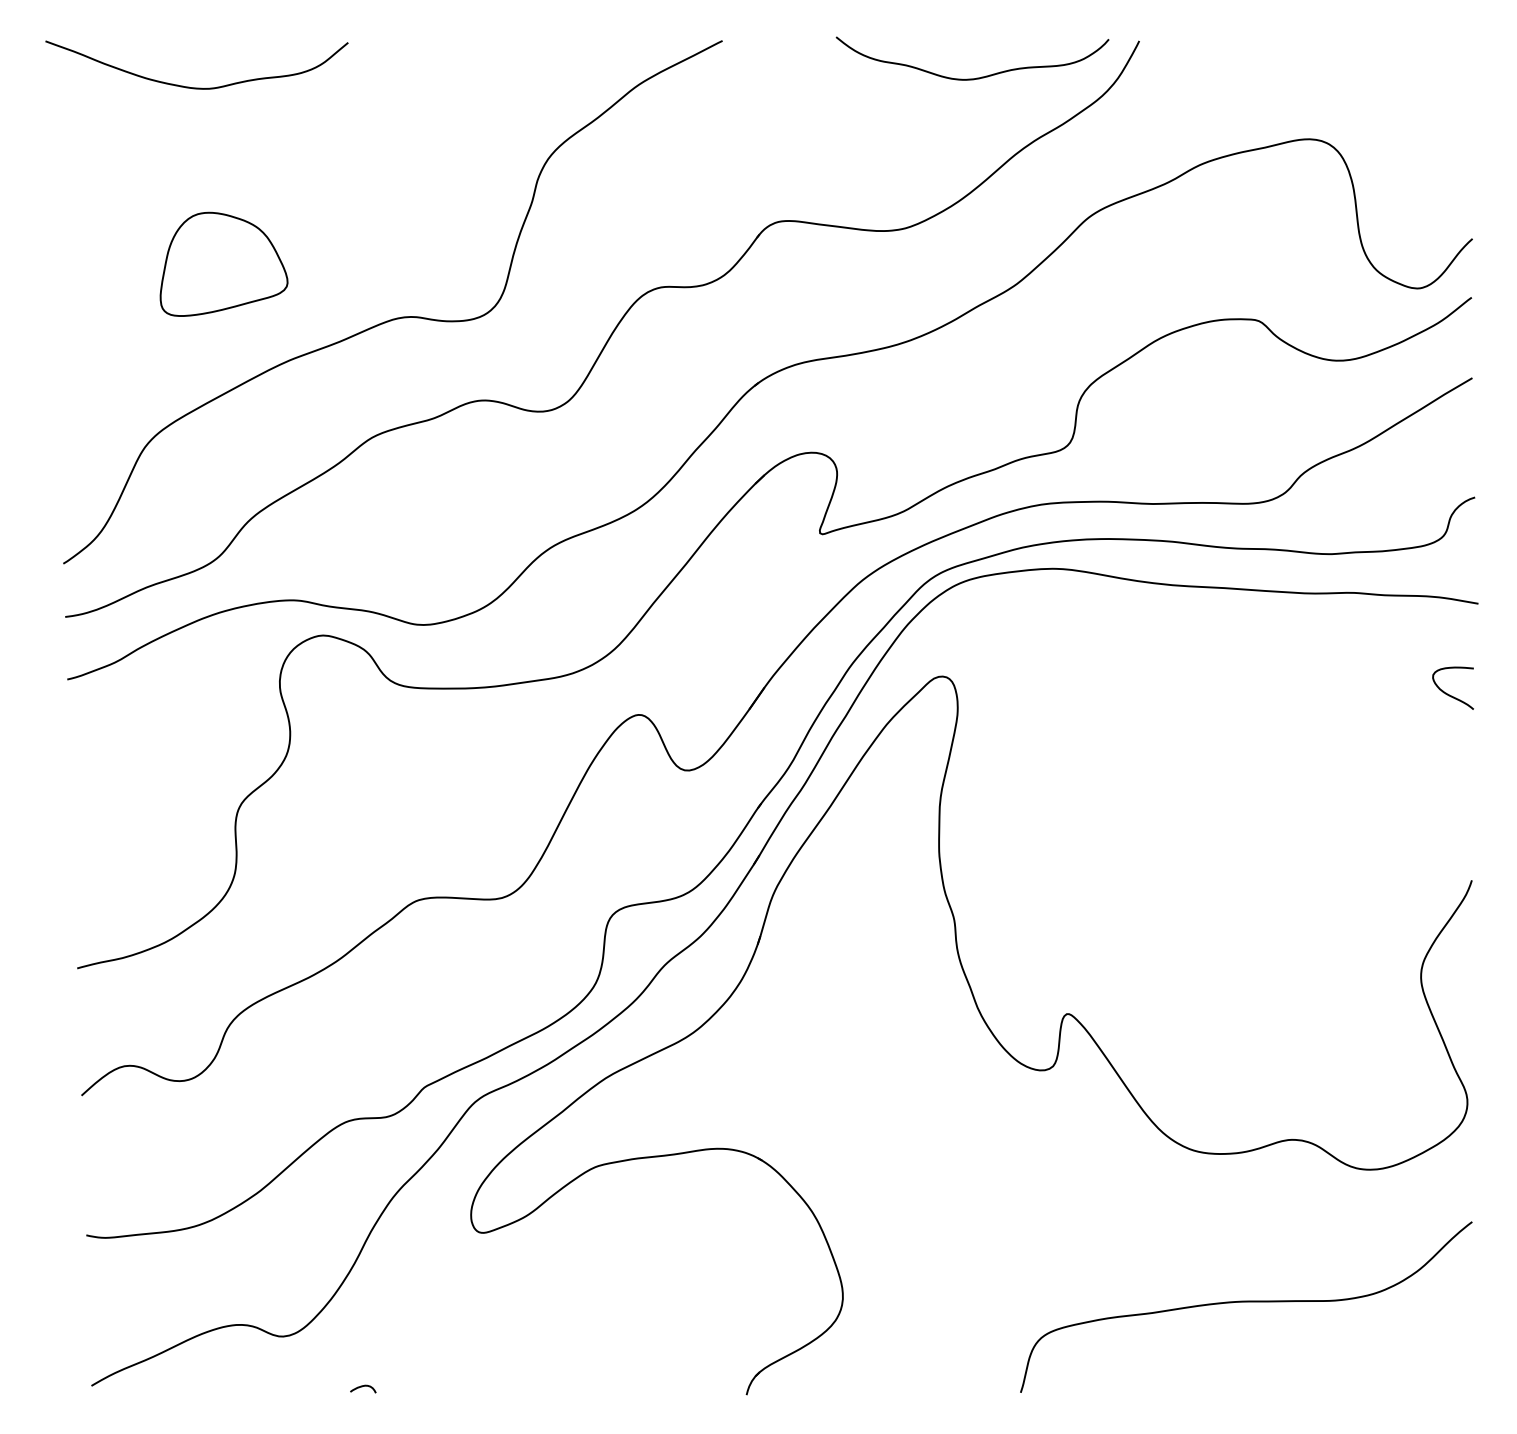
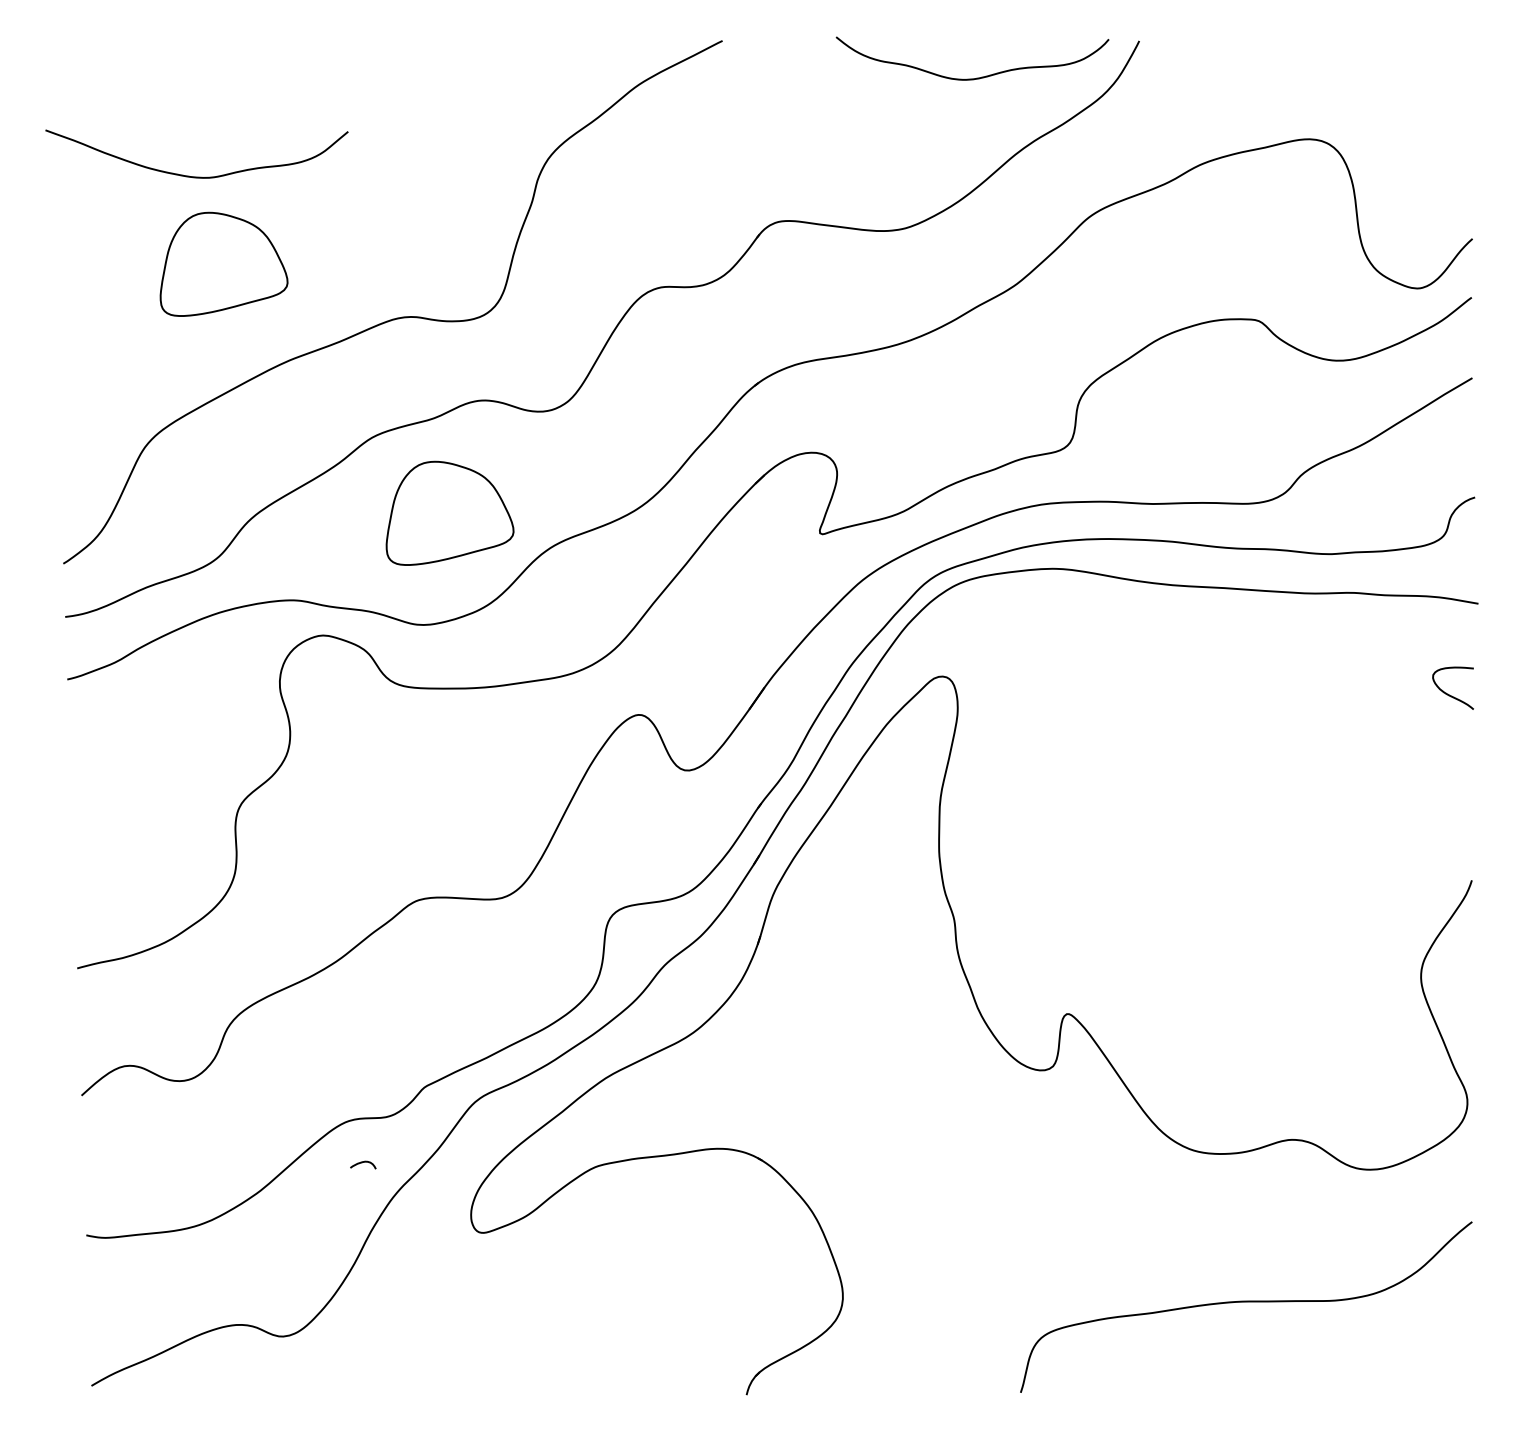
curve position: (196, 87) -> (196, 176) (196, 176)
part: none -> present (449, 512)
curve position: (362, 1387) -> (362, 1163) (362, 1163)
